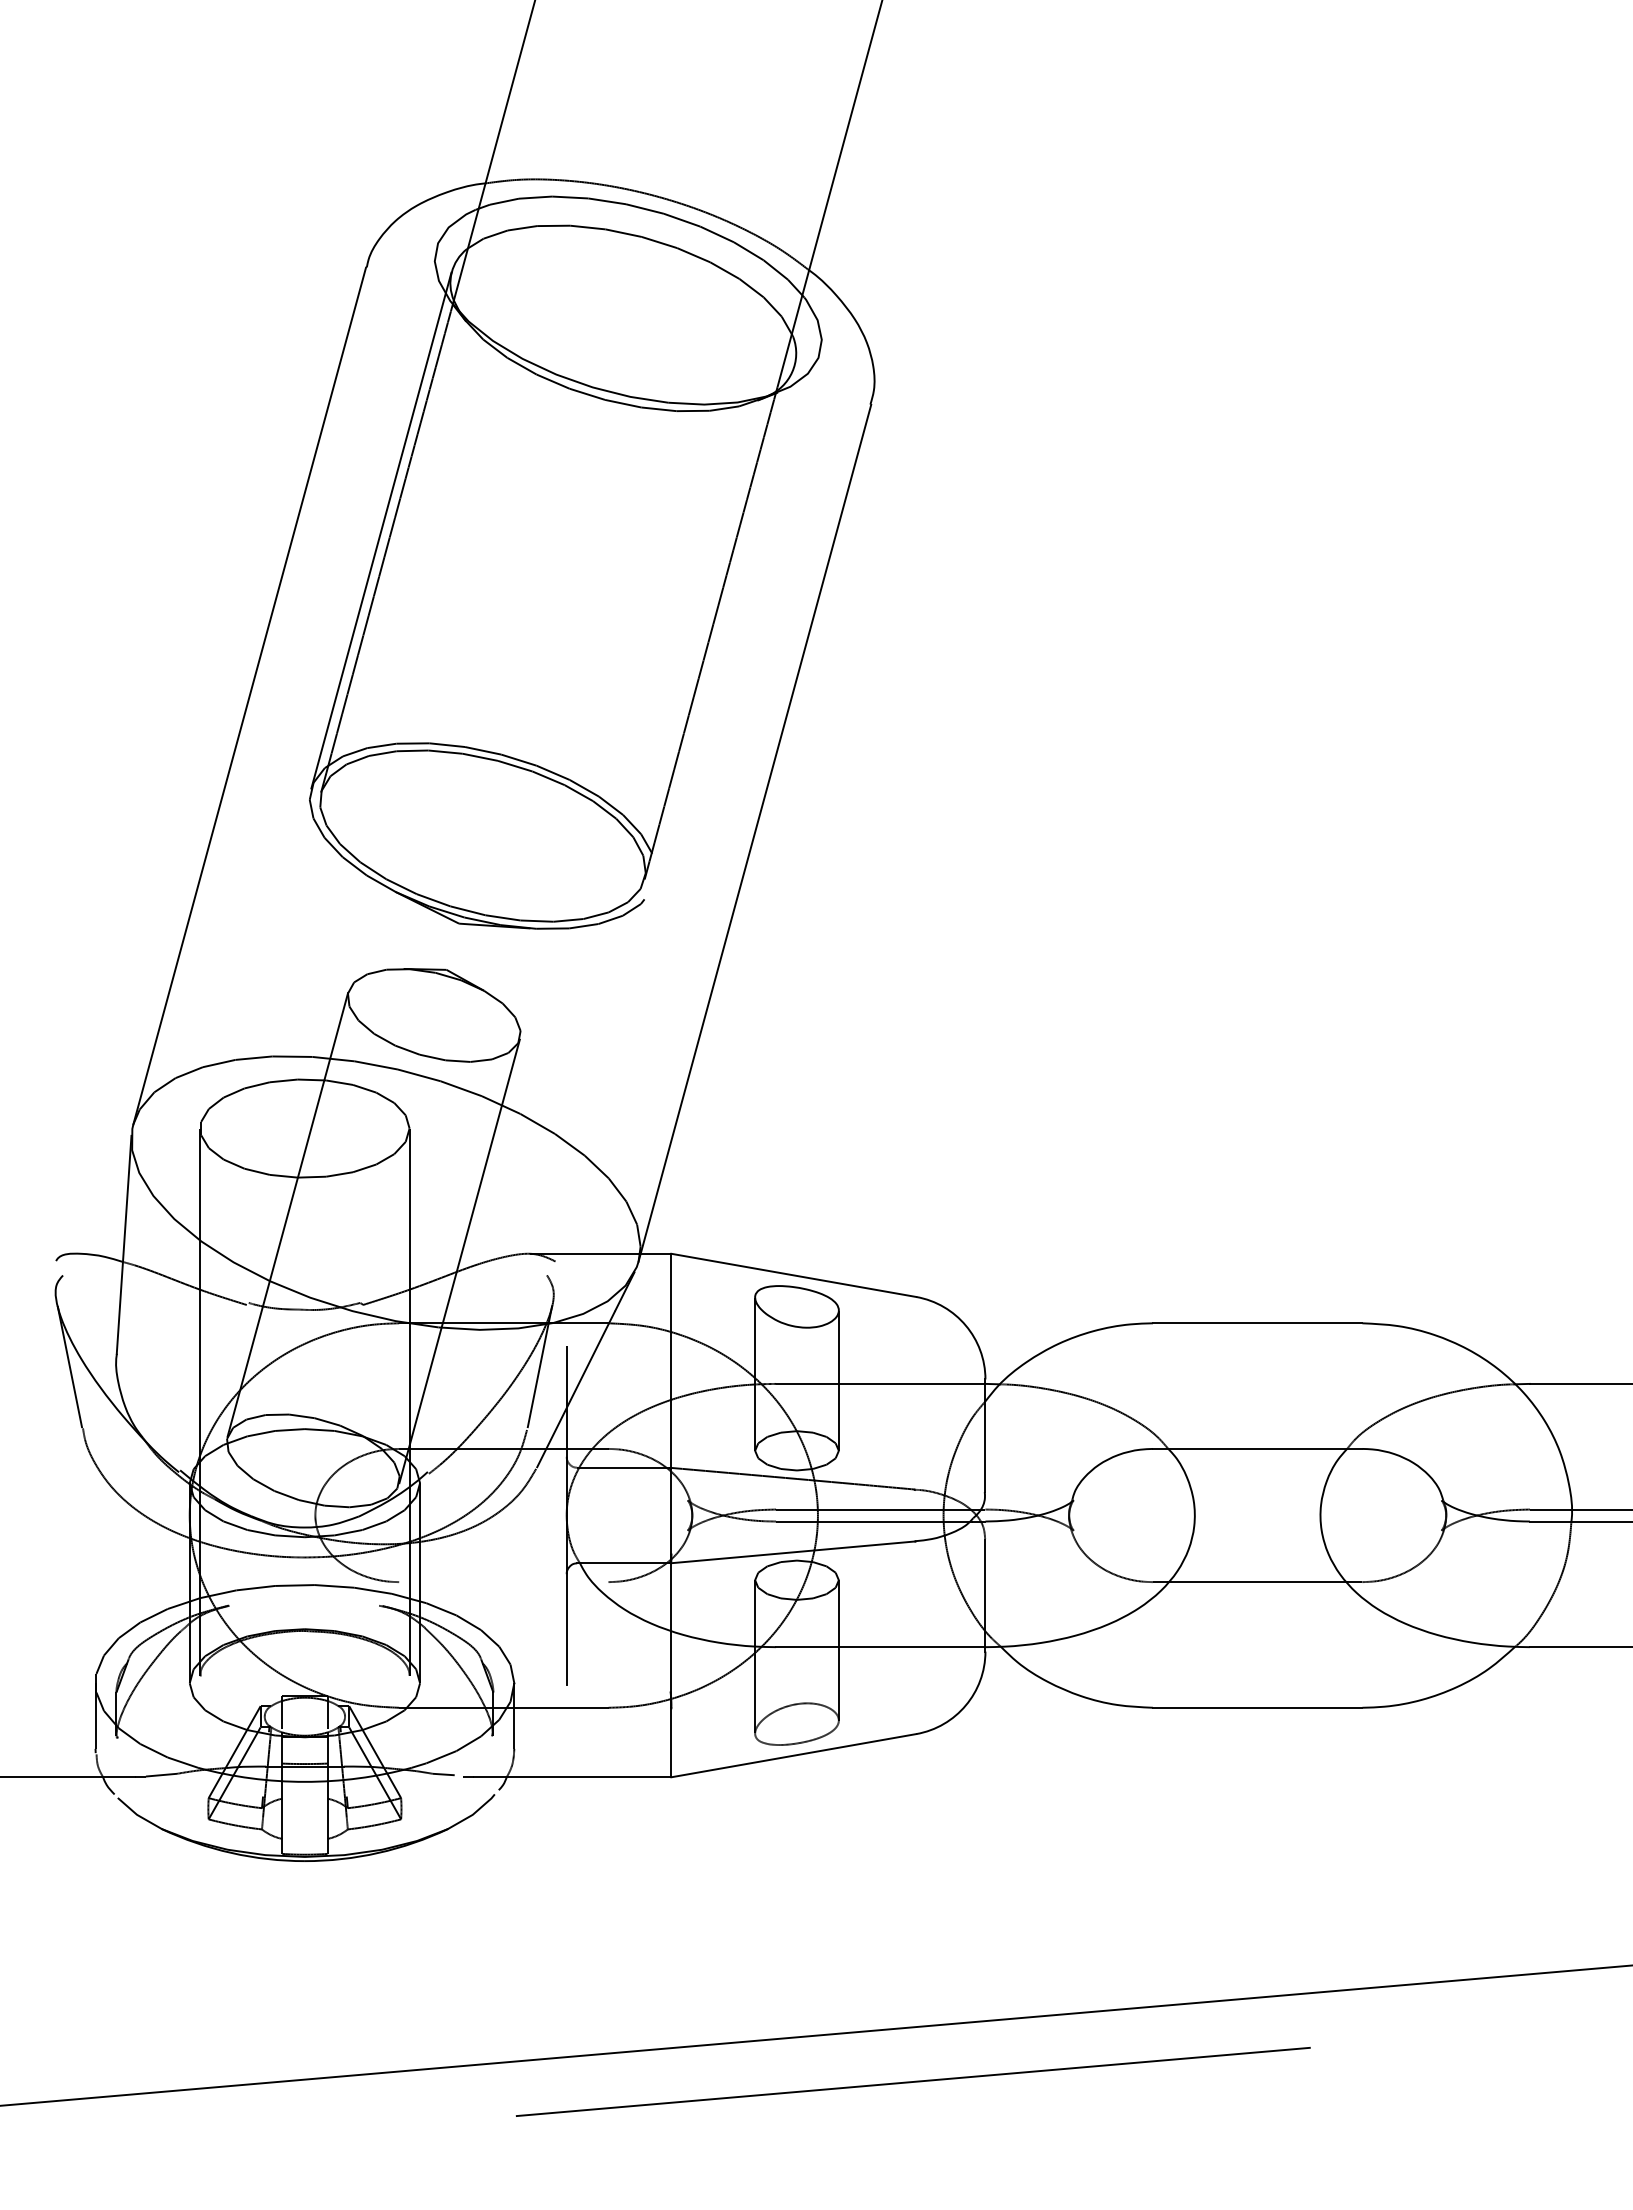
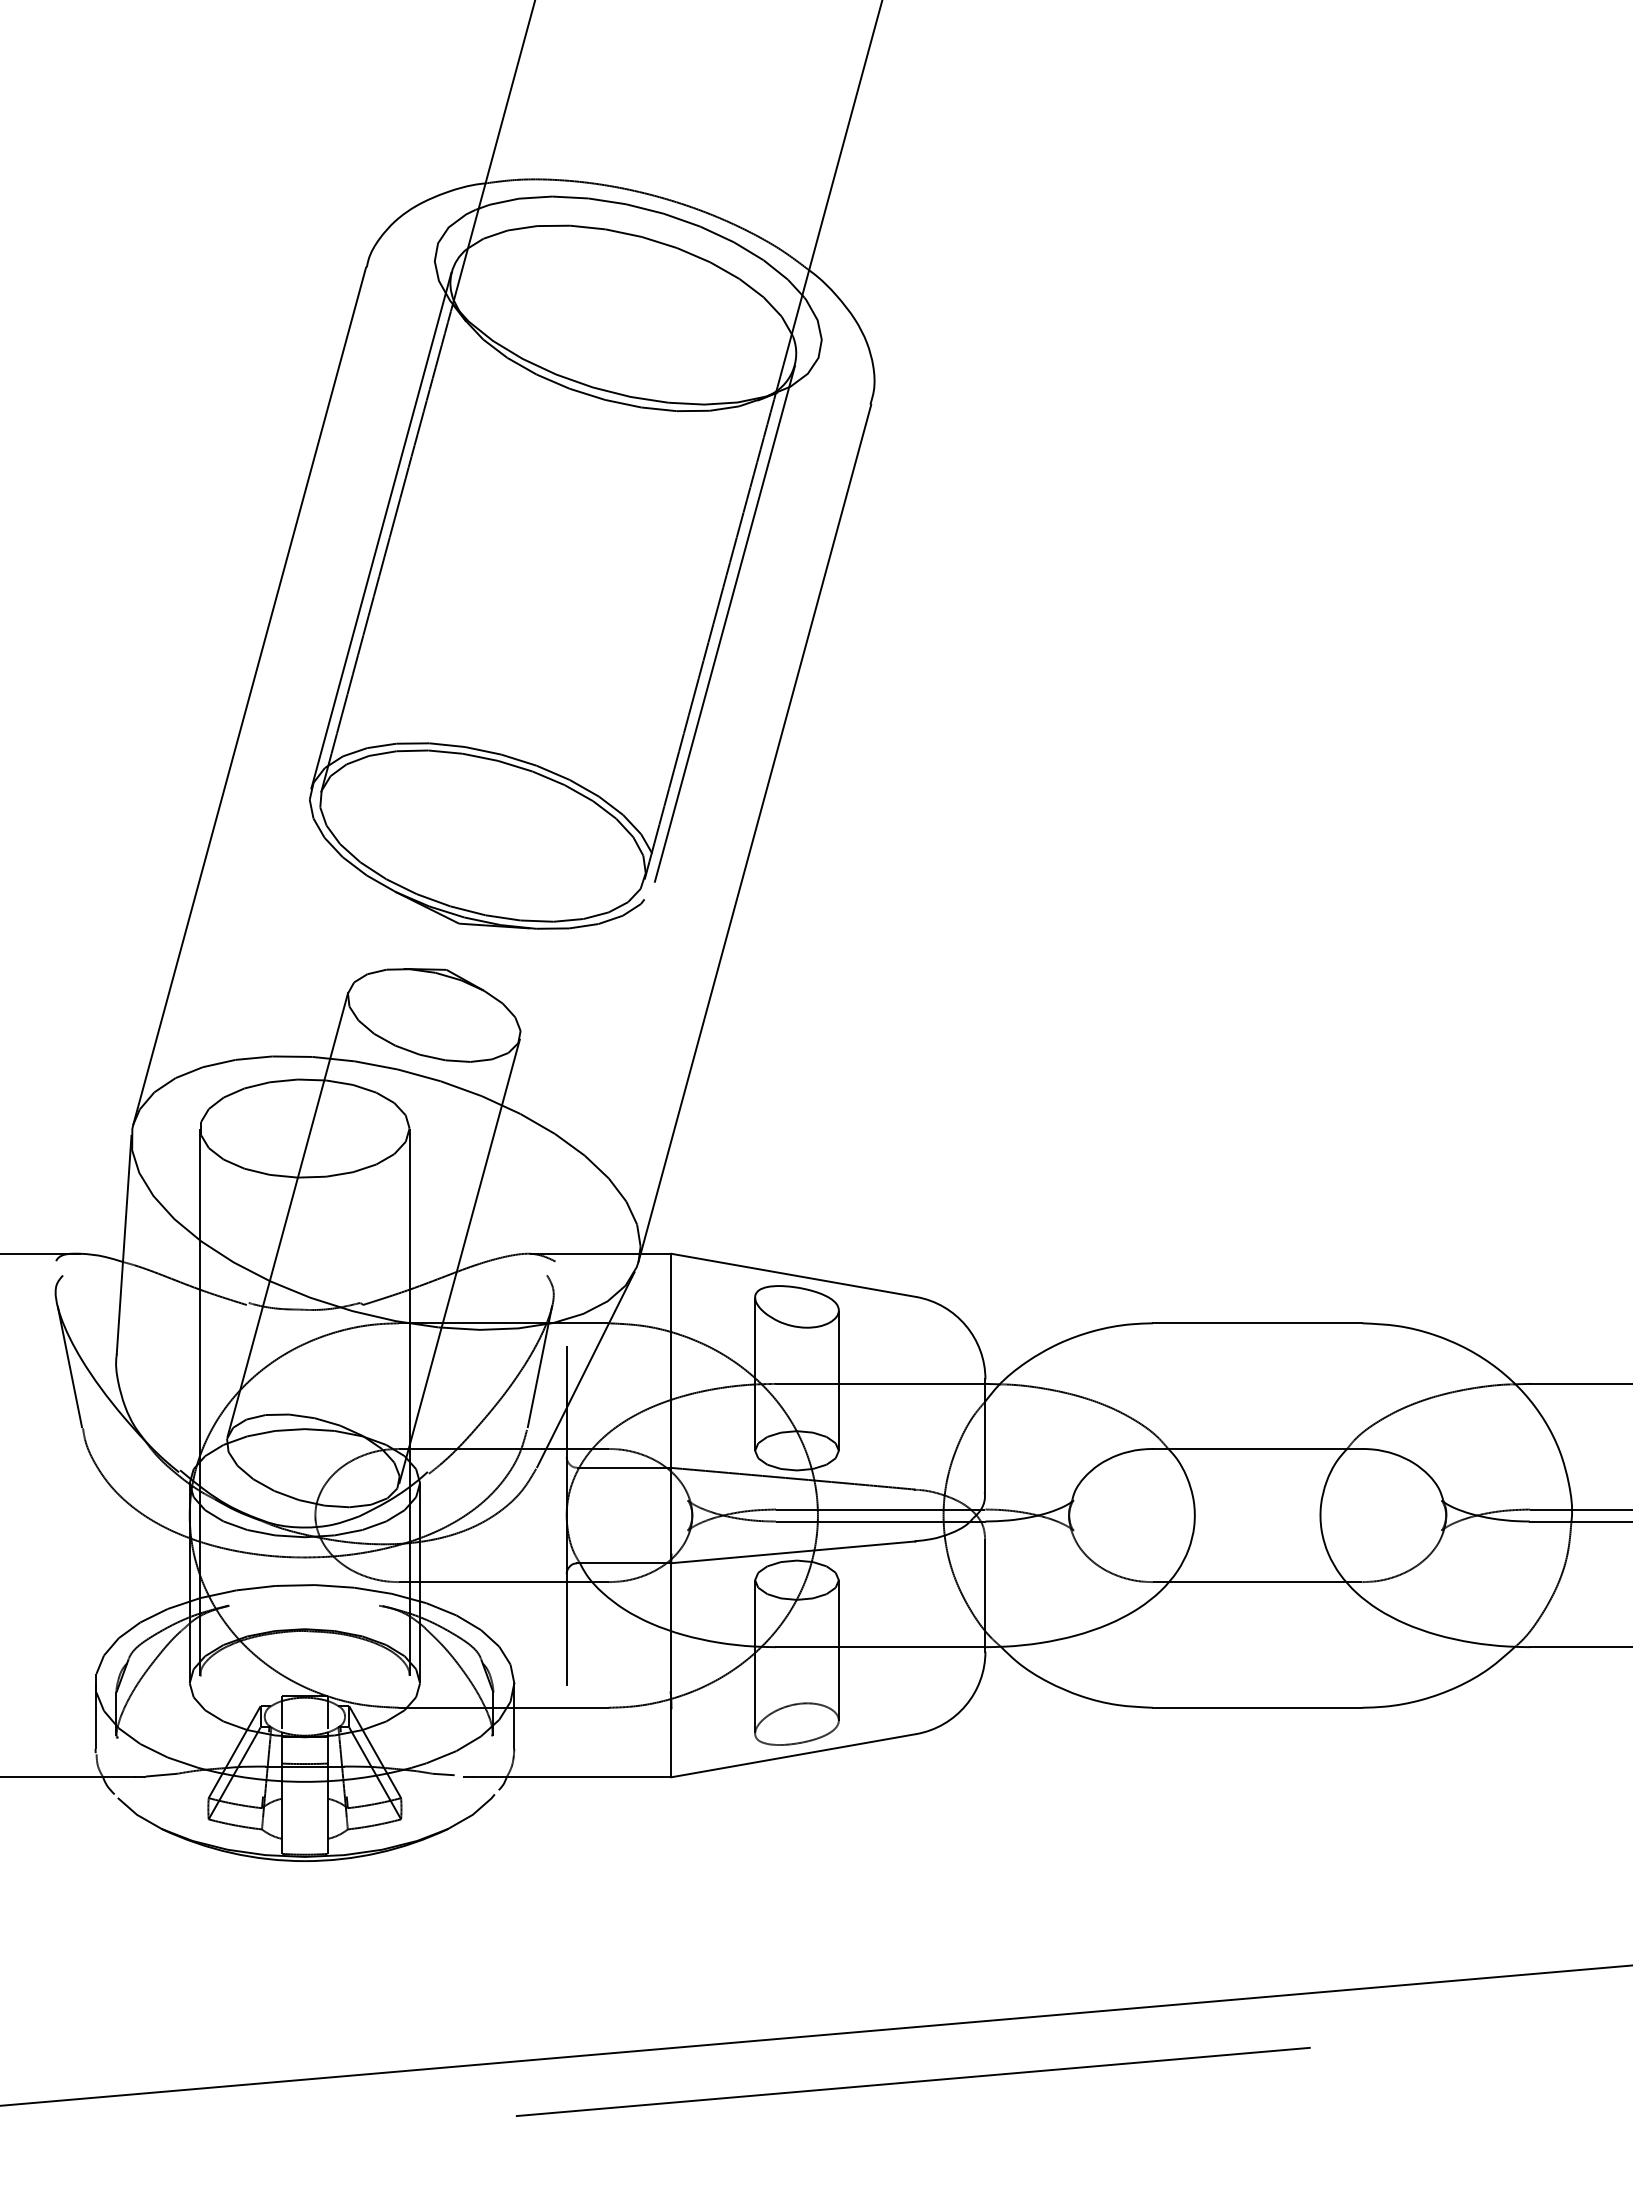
line: none -> present (724, 623)
line: none -> present (41, 1253)
line: none -> present (503, 1582)
